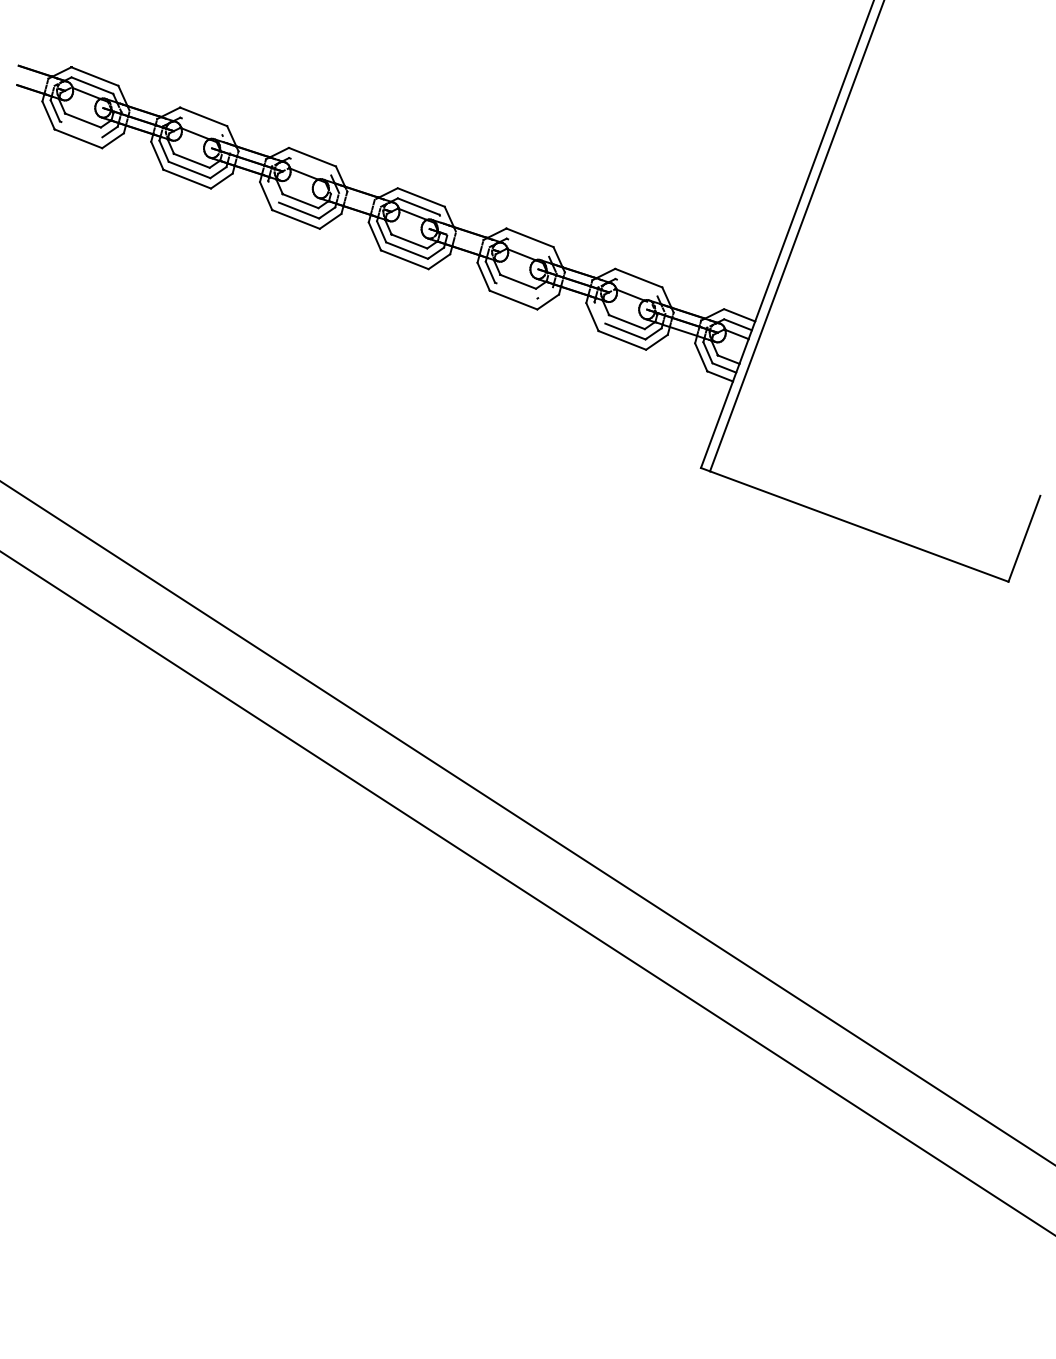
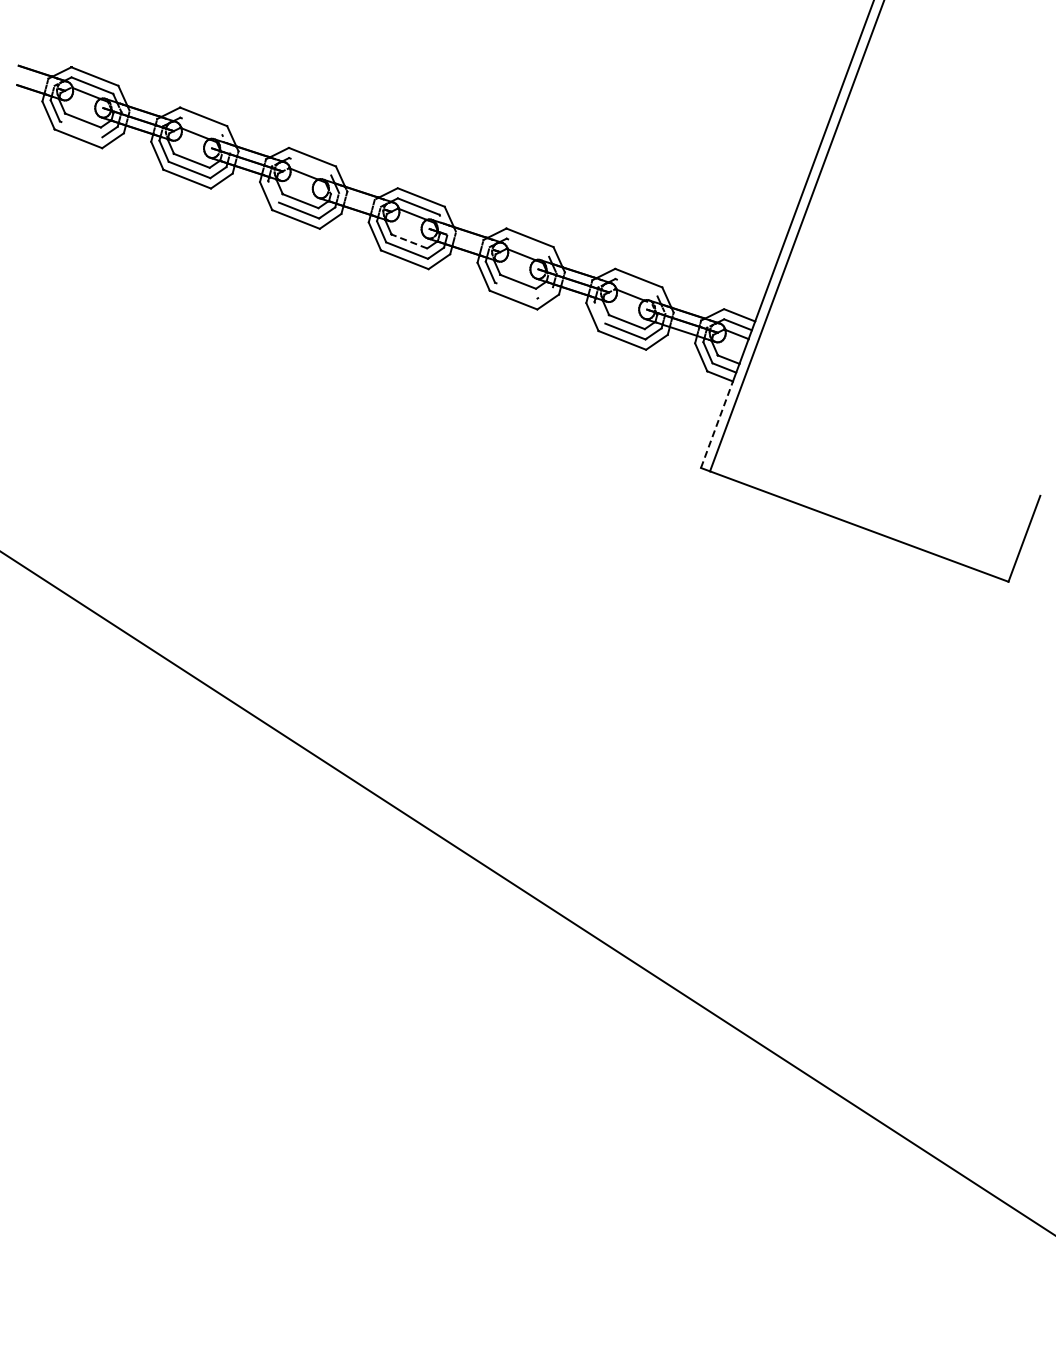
line: solid -> dashed (408, 241)
line: solid -> dashed (717, 424)
line: present -> none (527, 822)
